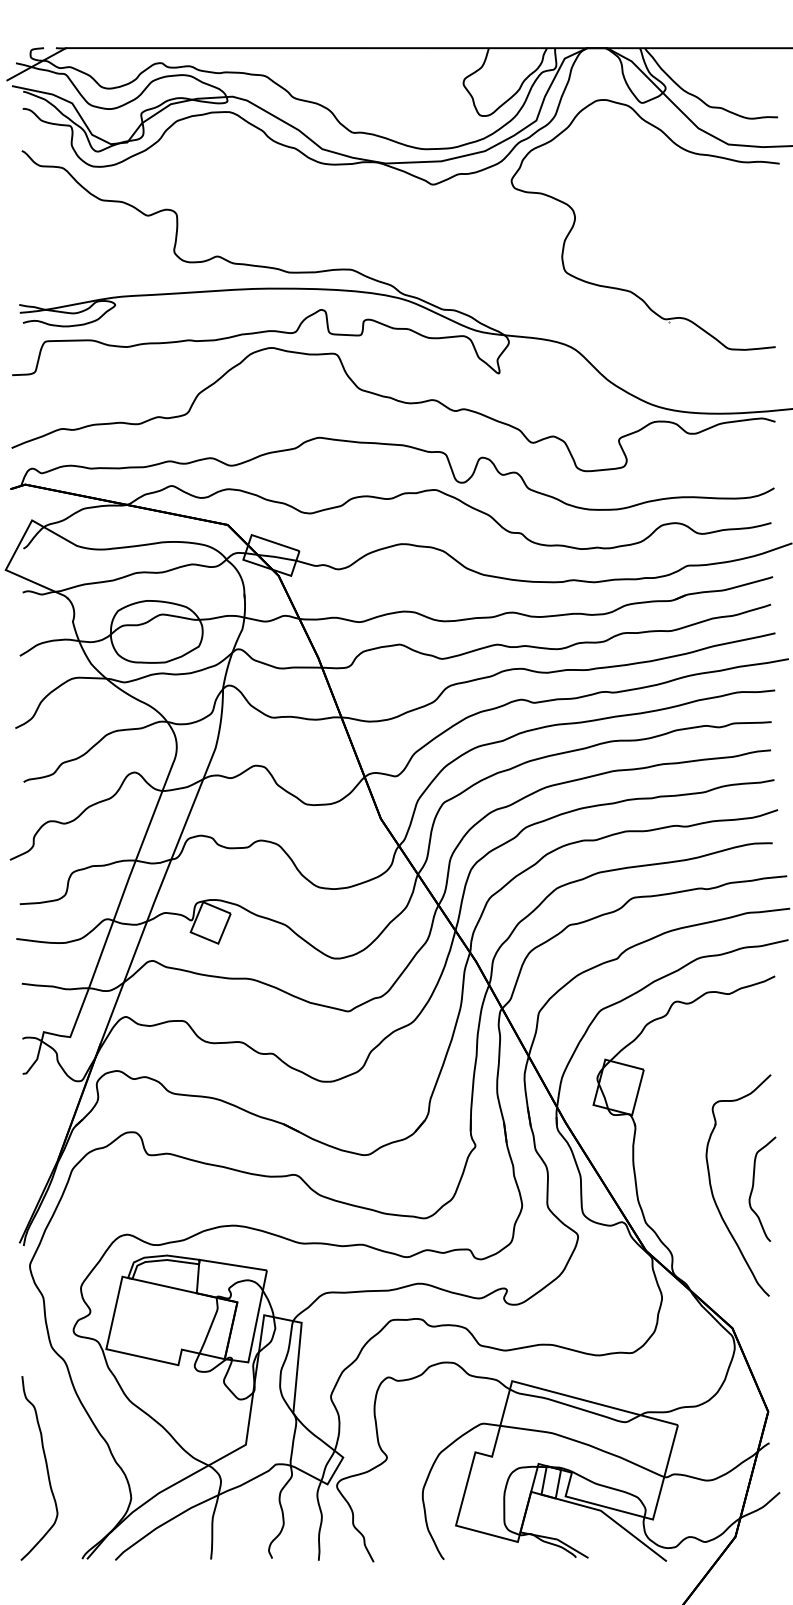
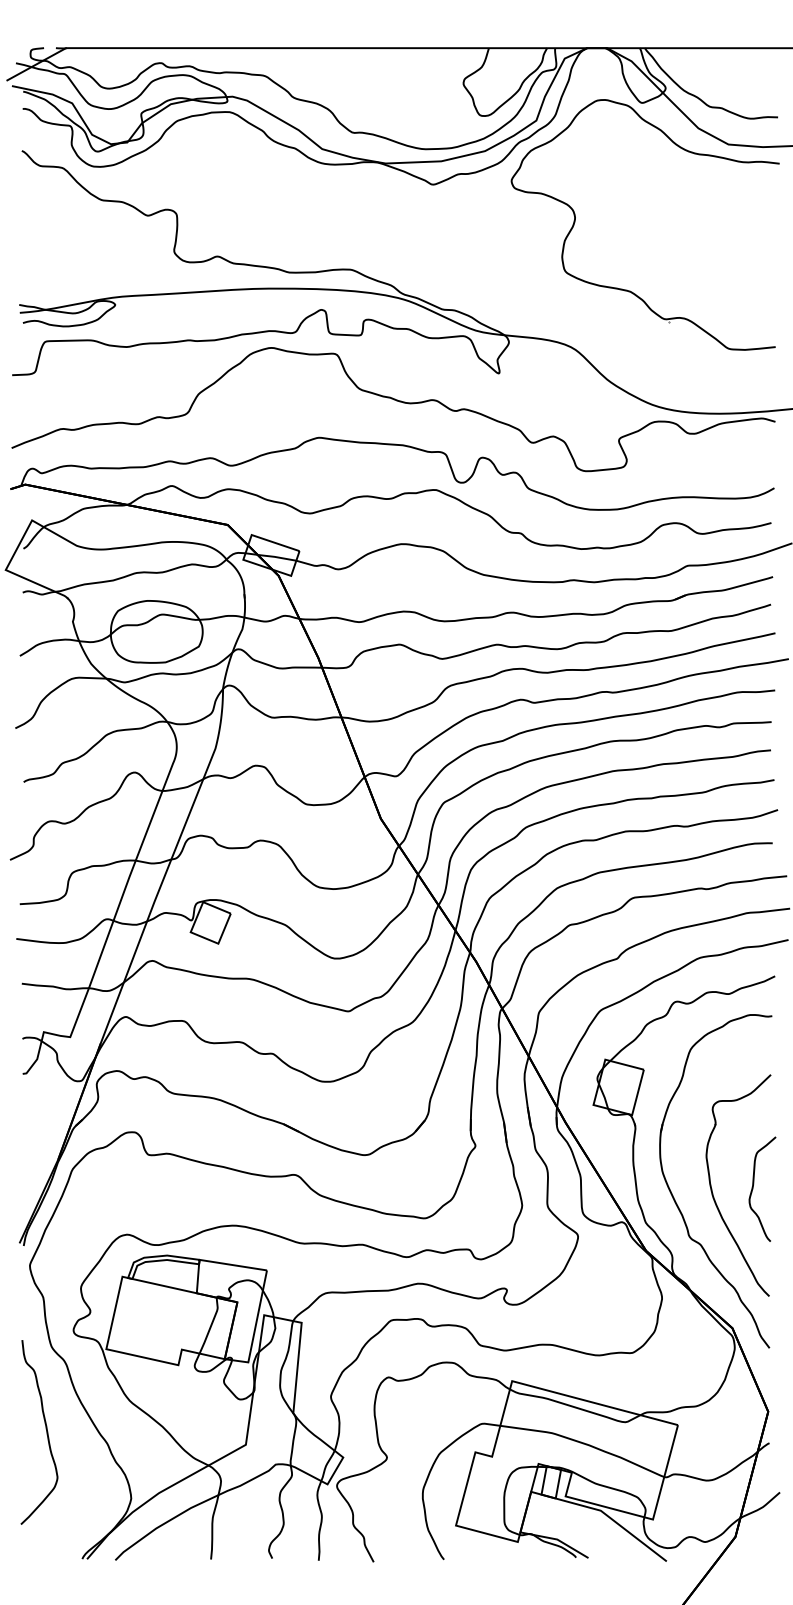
part: none -> present (676, 1201)
curve position: (45, 1465) -> (45, 1429) (45, 1429)
